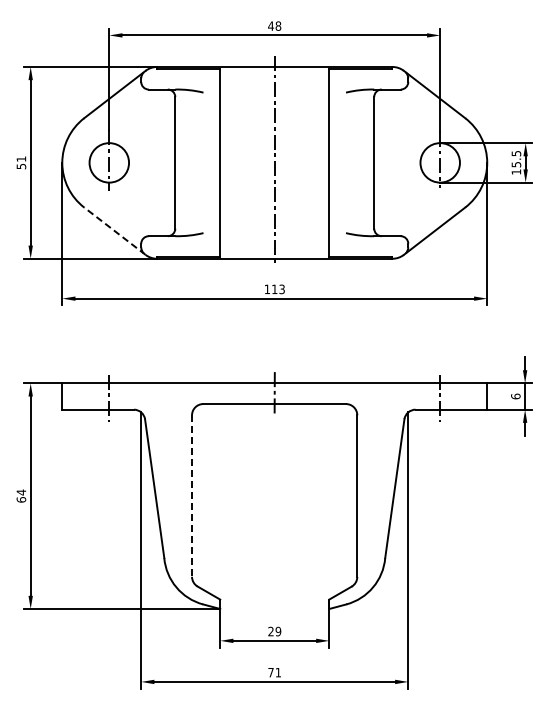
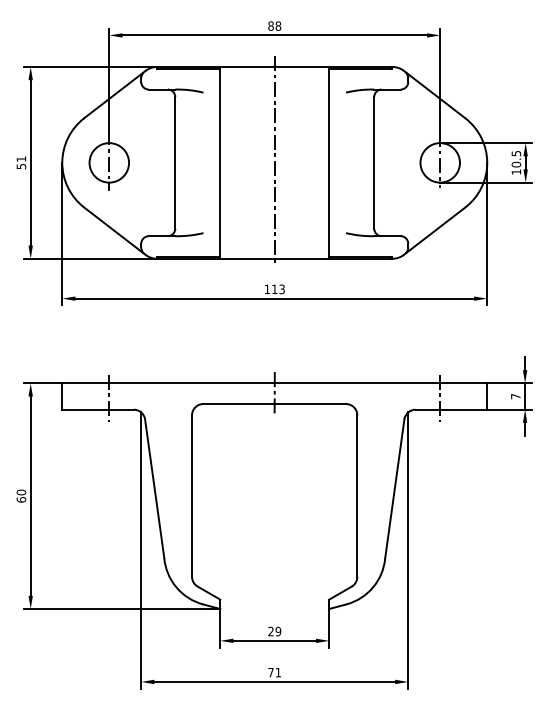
text: 48 -> 88 (270, 25)
text: 15.5 -> 10.5 (516, 164)
line: dashed -> solid (114, 231)
text: 6 -> 7 (515, 396)
text: 64 -> 60 (21, 492)
line: dashed -> solid (192, 496)
